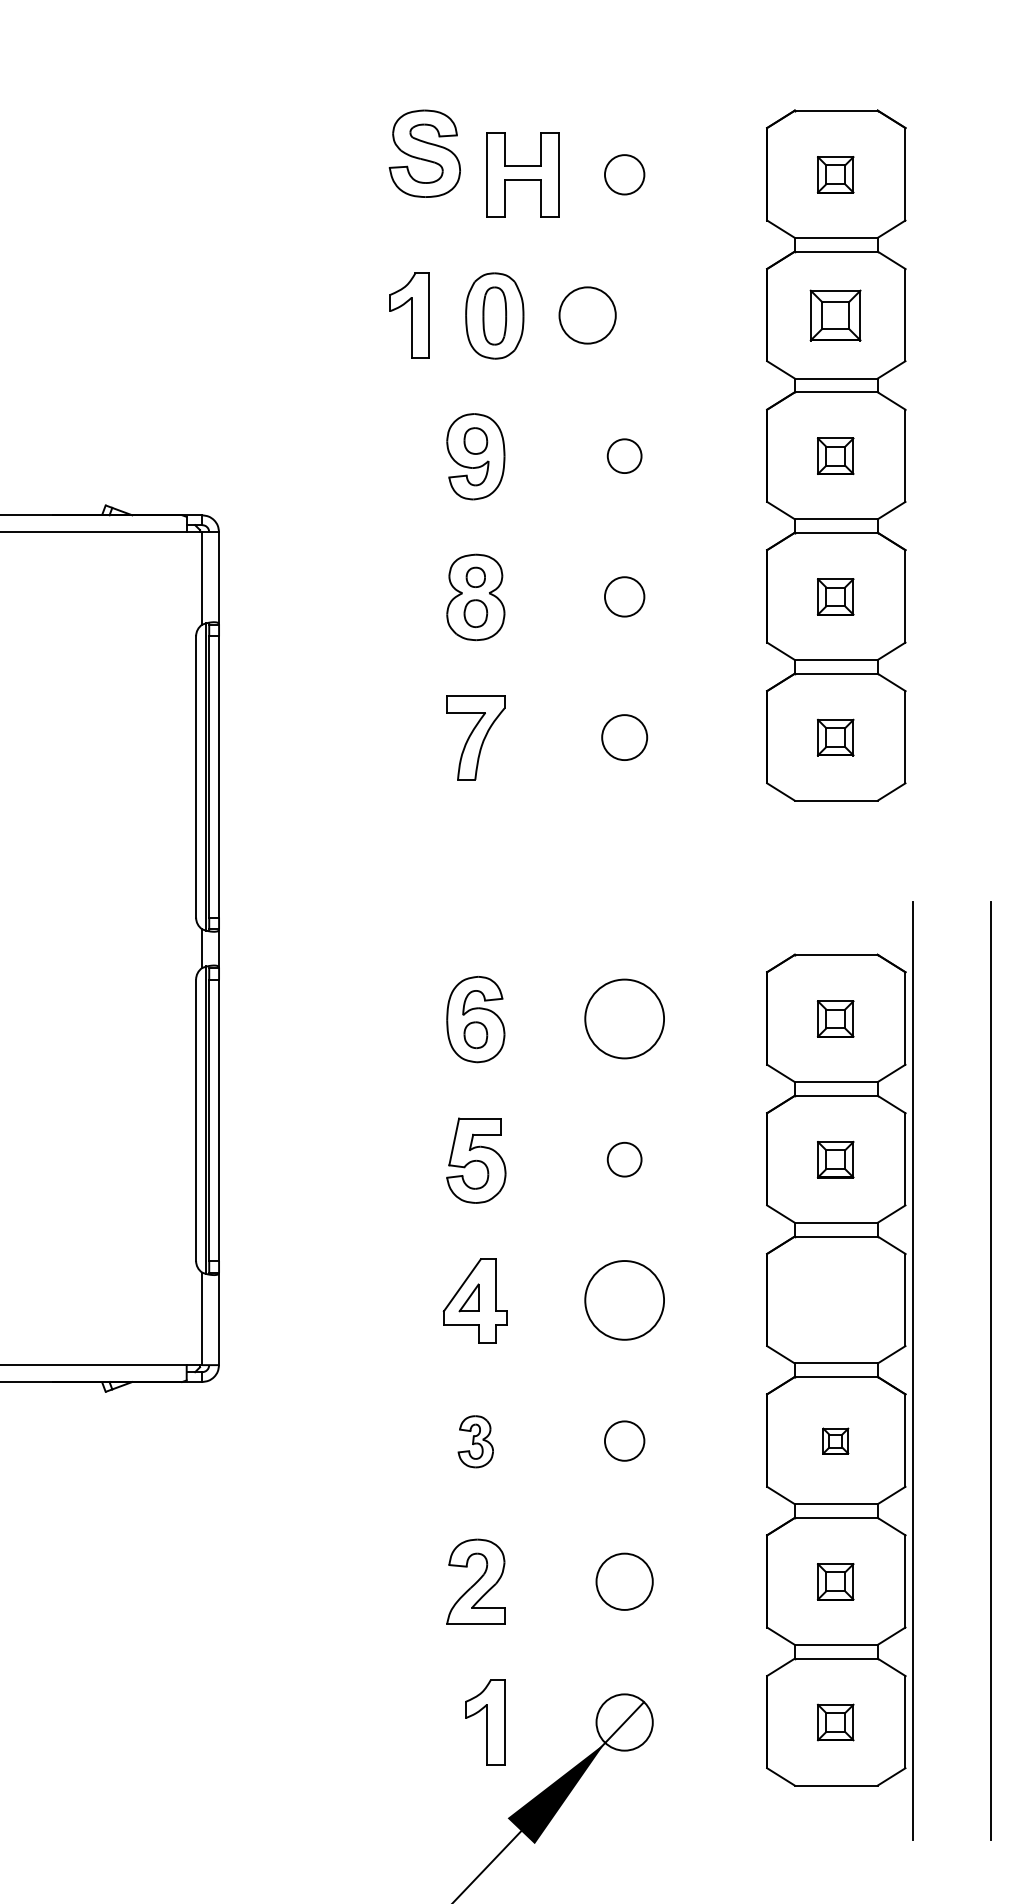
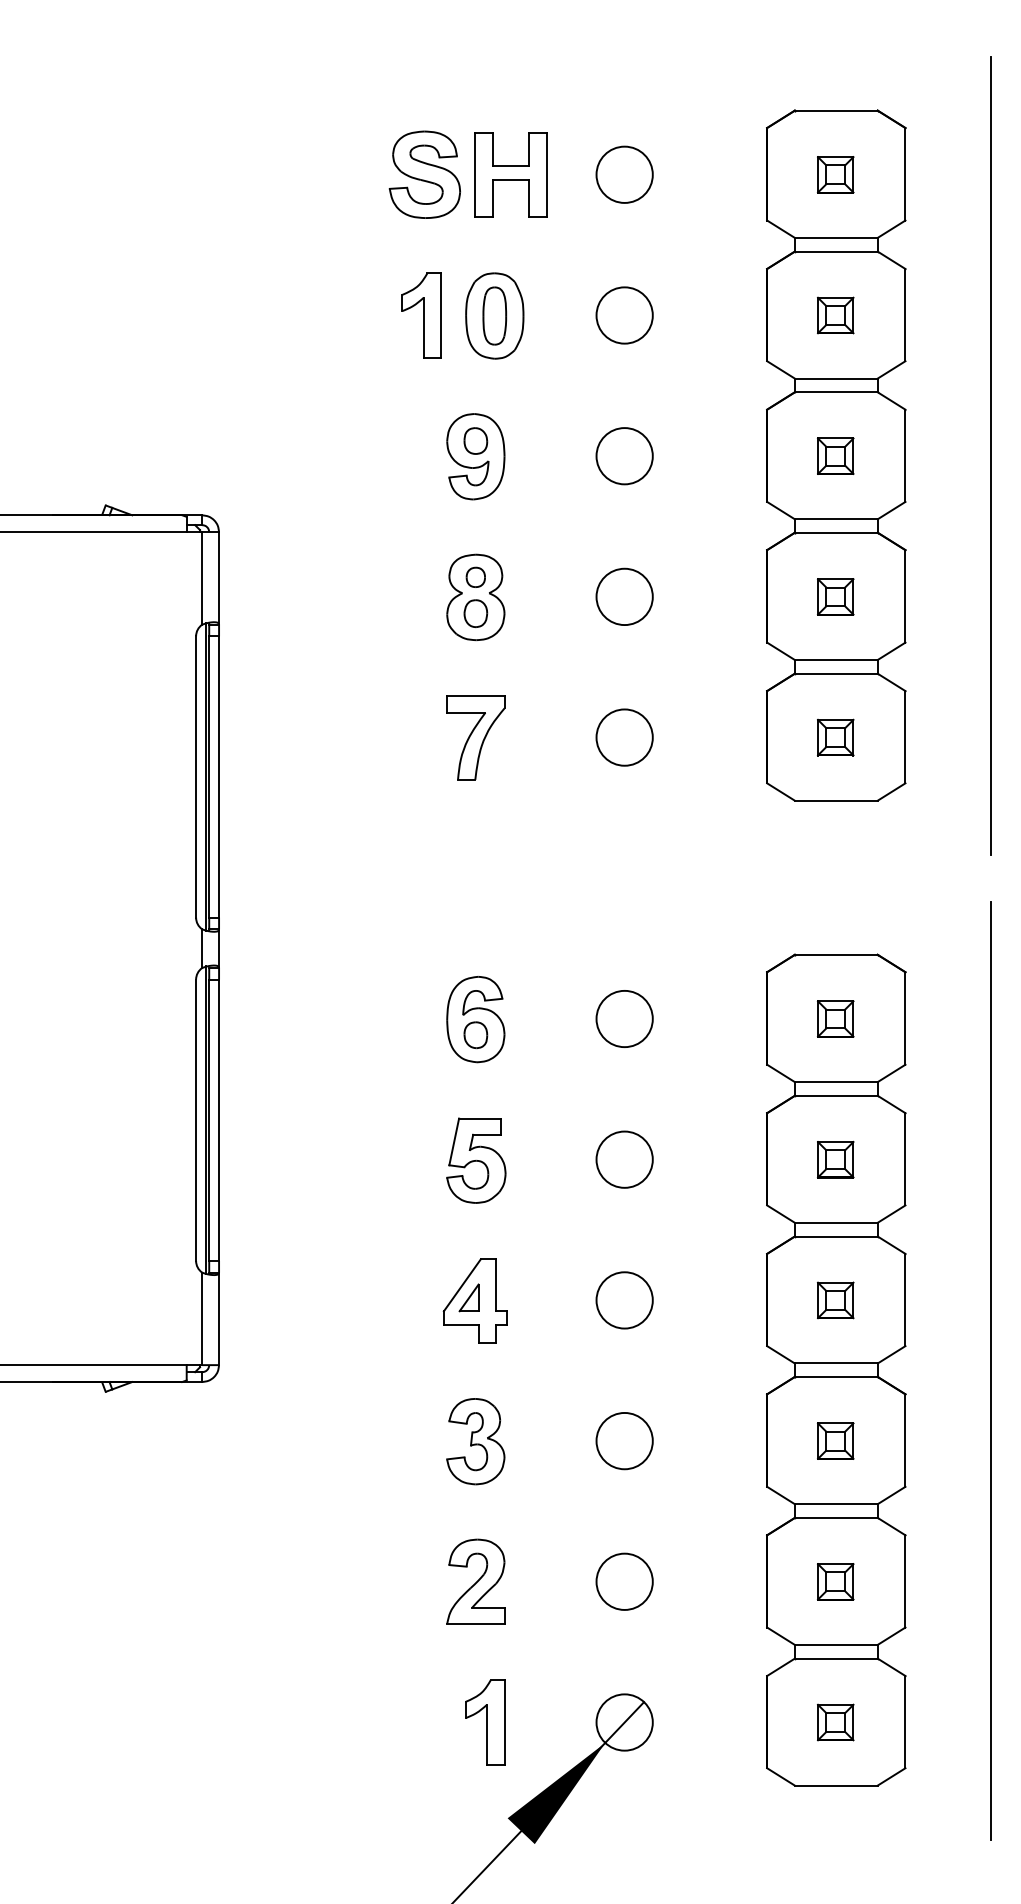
part position: (424, 153) -> (424, 174) (424, 174)
part position: (522, 174) -> (510, 174) (510, 174)
circle diameter: 39 px -> 56 px (624, 174)
part position: (409, 315) -> (421, 315) (421, 315)
circle position: (587, 315) -> (624, 315) (624, 315)
part size: 53x53 px -> 38x39 px (835, 315)
circle diameter: 34 px -> 56 px (624, 456)
line: none -> present (990, 456)
circle diameter: 39 px -> 56 px (624, 596)
circle diameter: 45 px -> 56 px (624, 737)
circle diameter: 79 px -> 56 px (624, 1018)
circle diameter: 34 px -> 56 px (624, 1159)
circle diameter: 79 px -> 56 px (624, 1300)
part: none -> present (835, 1300)
line: present -> none (912, 1370)
circle diameter: 39 px -> 56 px (624, 1440)
part size: 28x28 px -> 38x38 px (835, 1440)
part size: 37x54 px -> 60x88 px (475, 1441)
